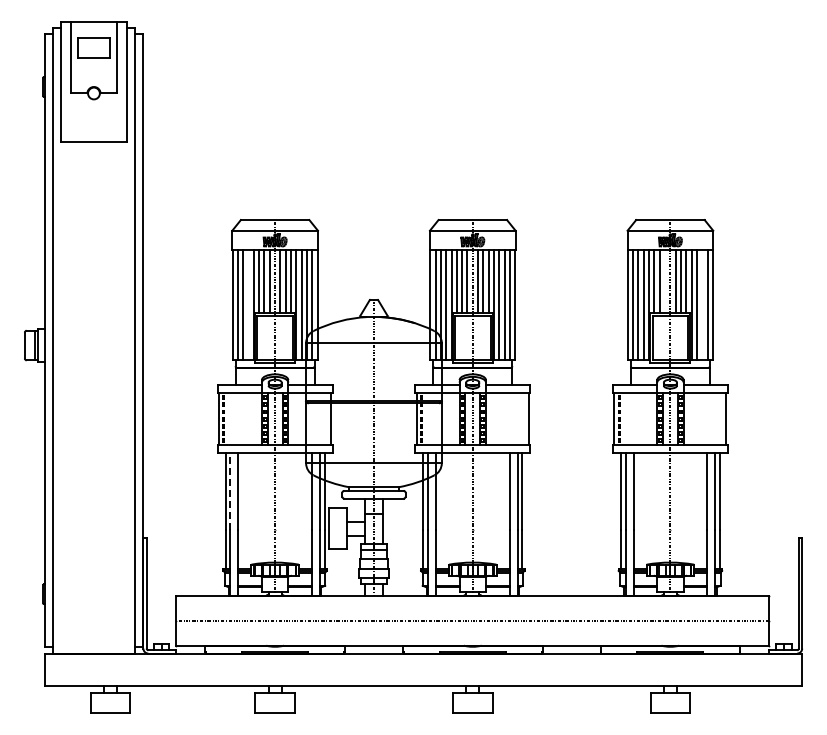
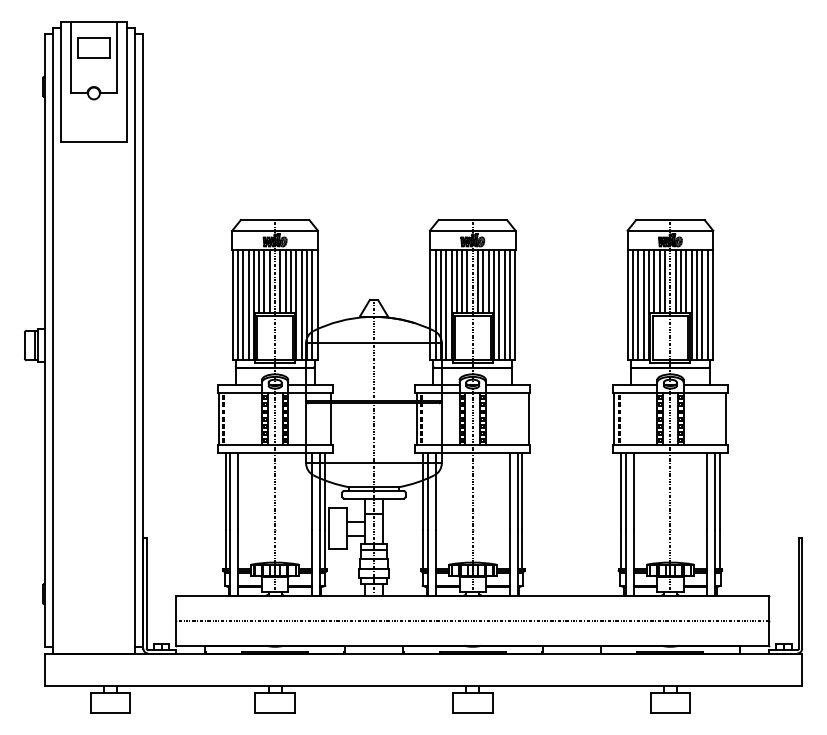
line: none -> present (665, 281)
line: none -> present (248, 304)
line: none -> present (702, 304)
line: dashed -> solid (230, 491)
